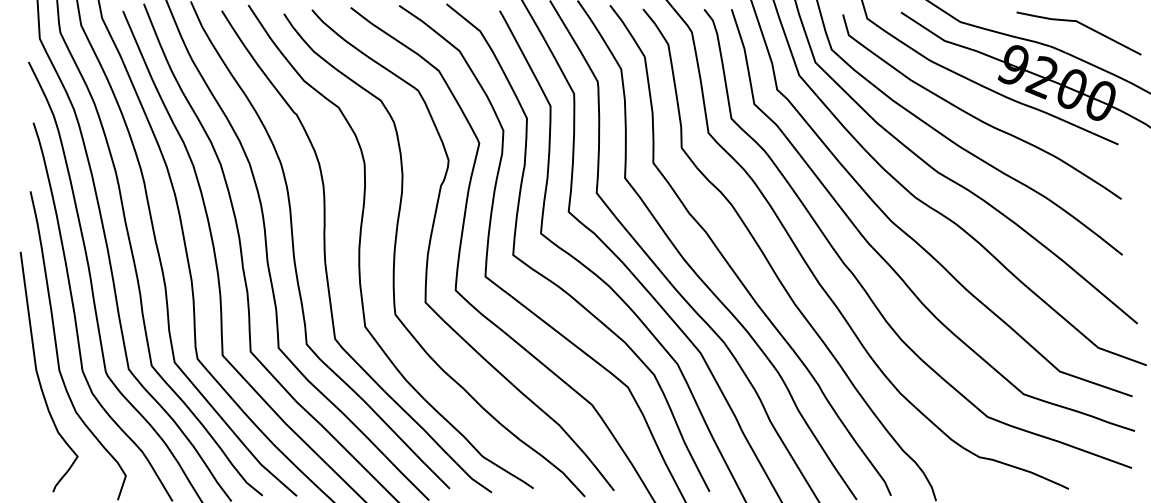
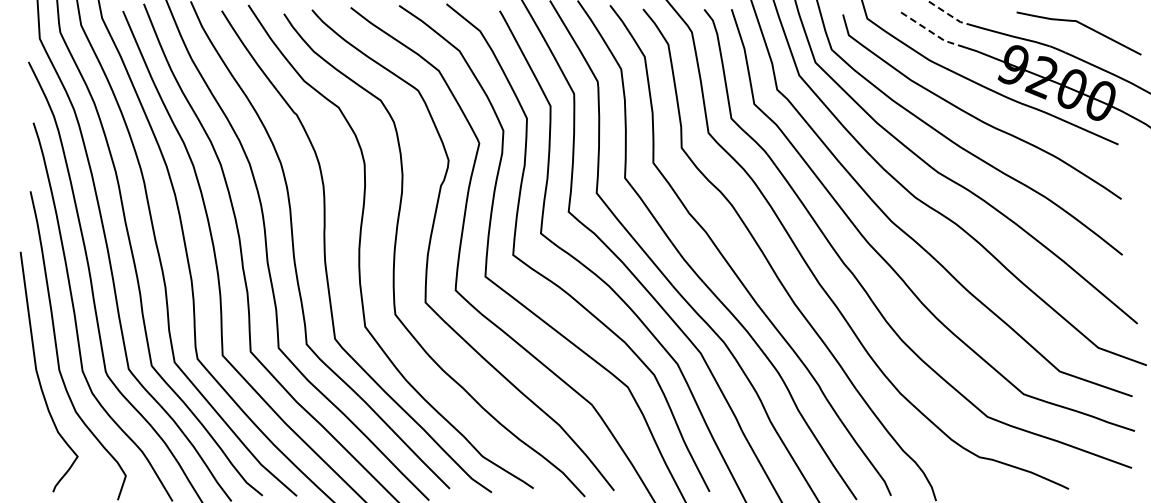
line: solid -> dashed (947, 13)
line: solid -> dashed (930, 31)
